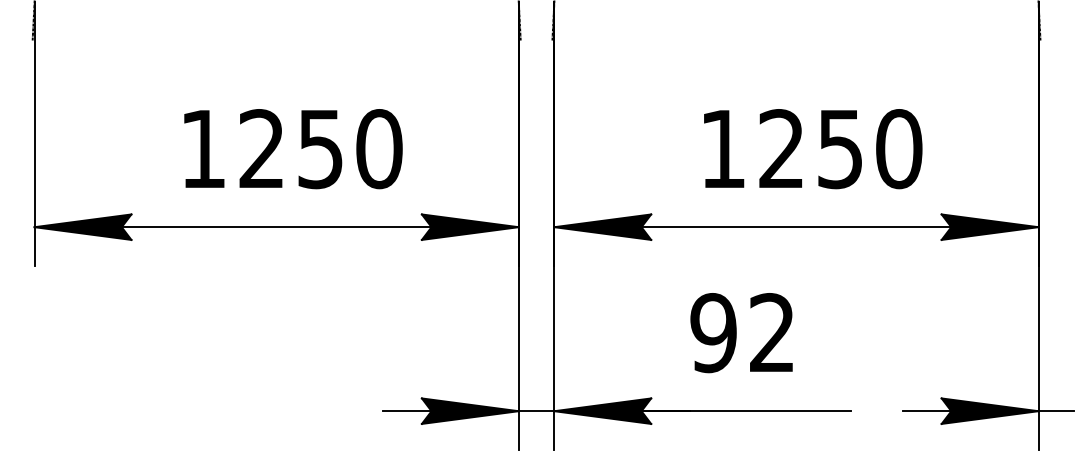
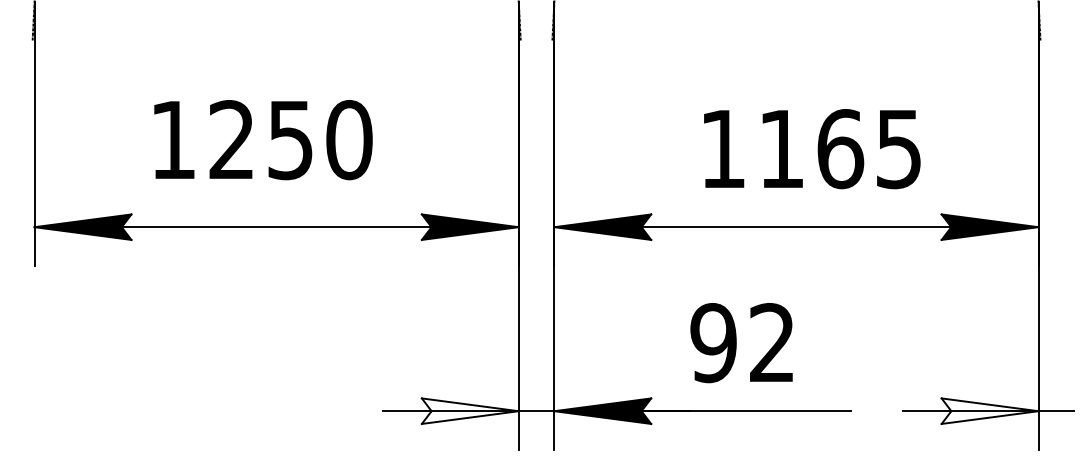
text position: (293, 149) -> (263, 140) (263, 140)
text: 1250 -> 1165 (840, 149)
text position: (741, 333) -> (741, 343) (741, 343)
fill: present -> none (469, 410)
fill: present -> none (989, 410)
